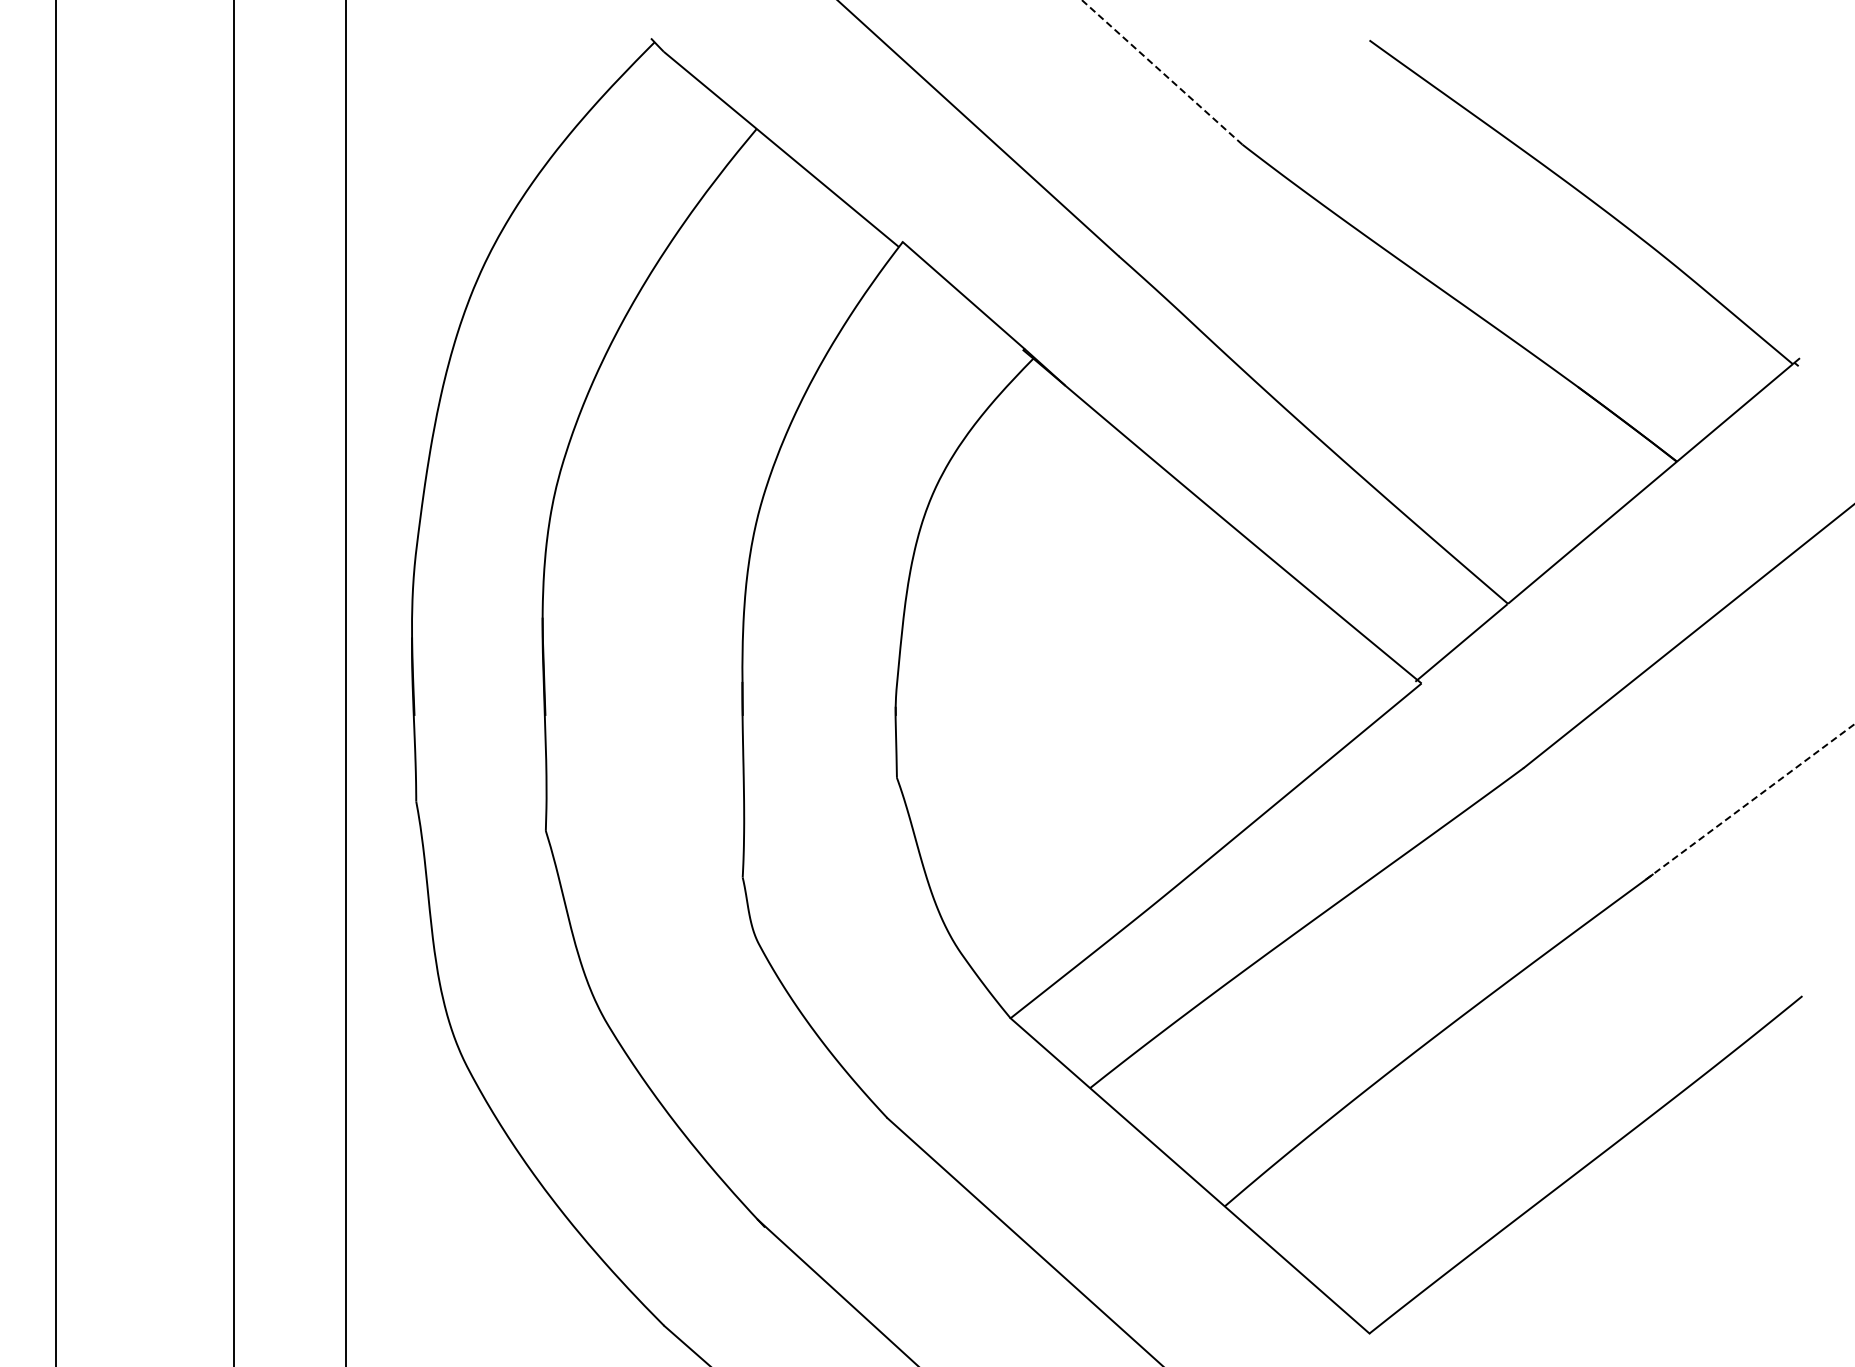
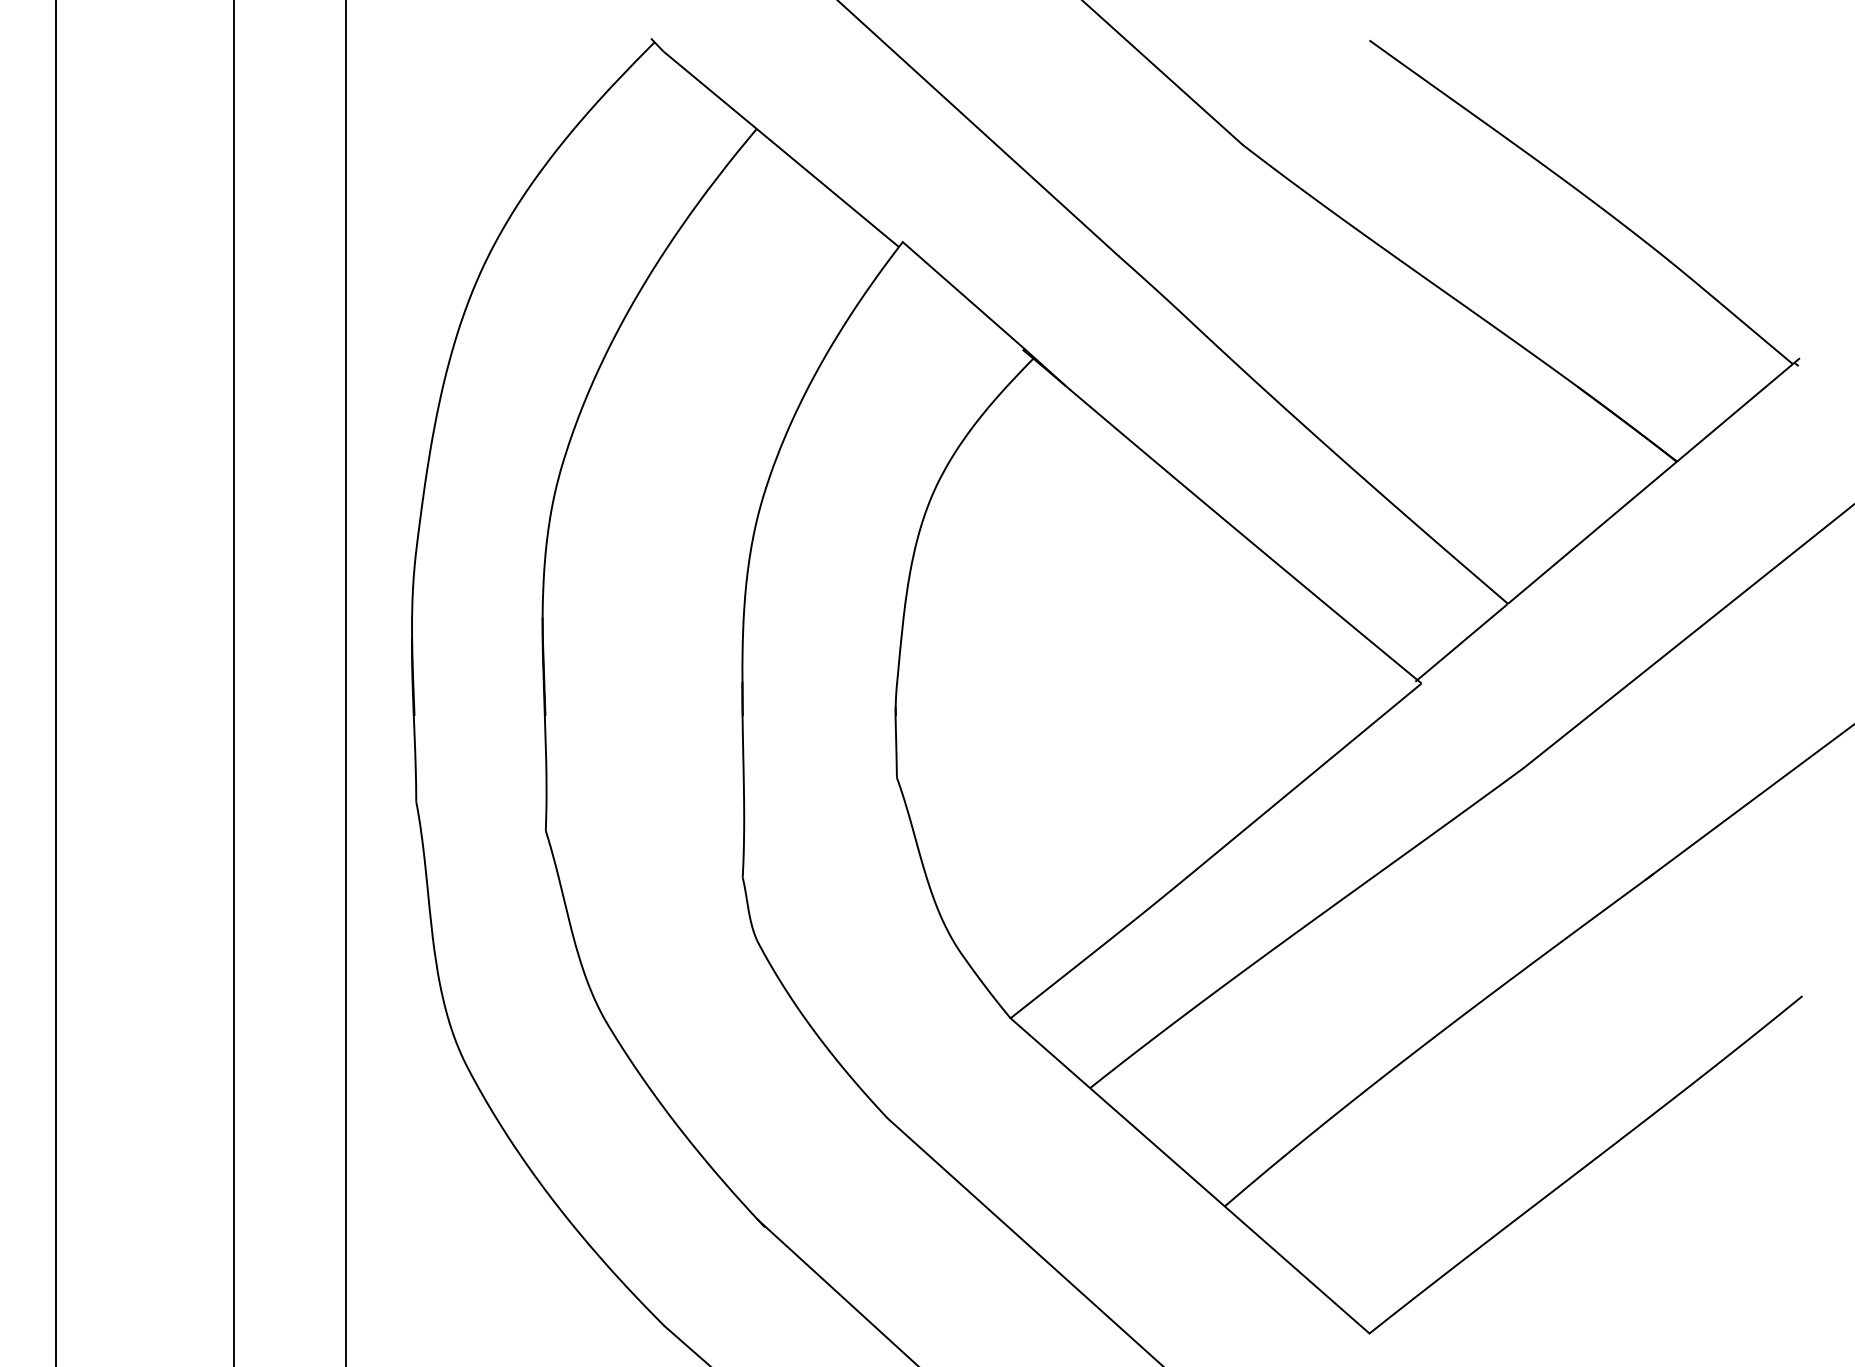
line: dashed -> solid (1162, 72)
line: dashed -> solid (1750, 801)
